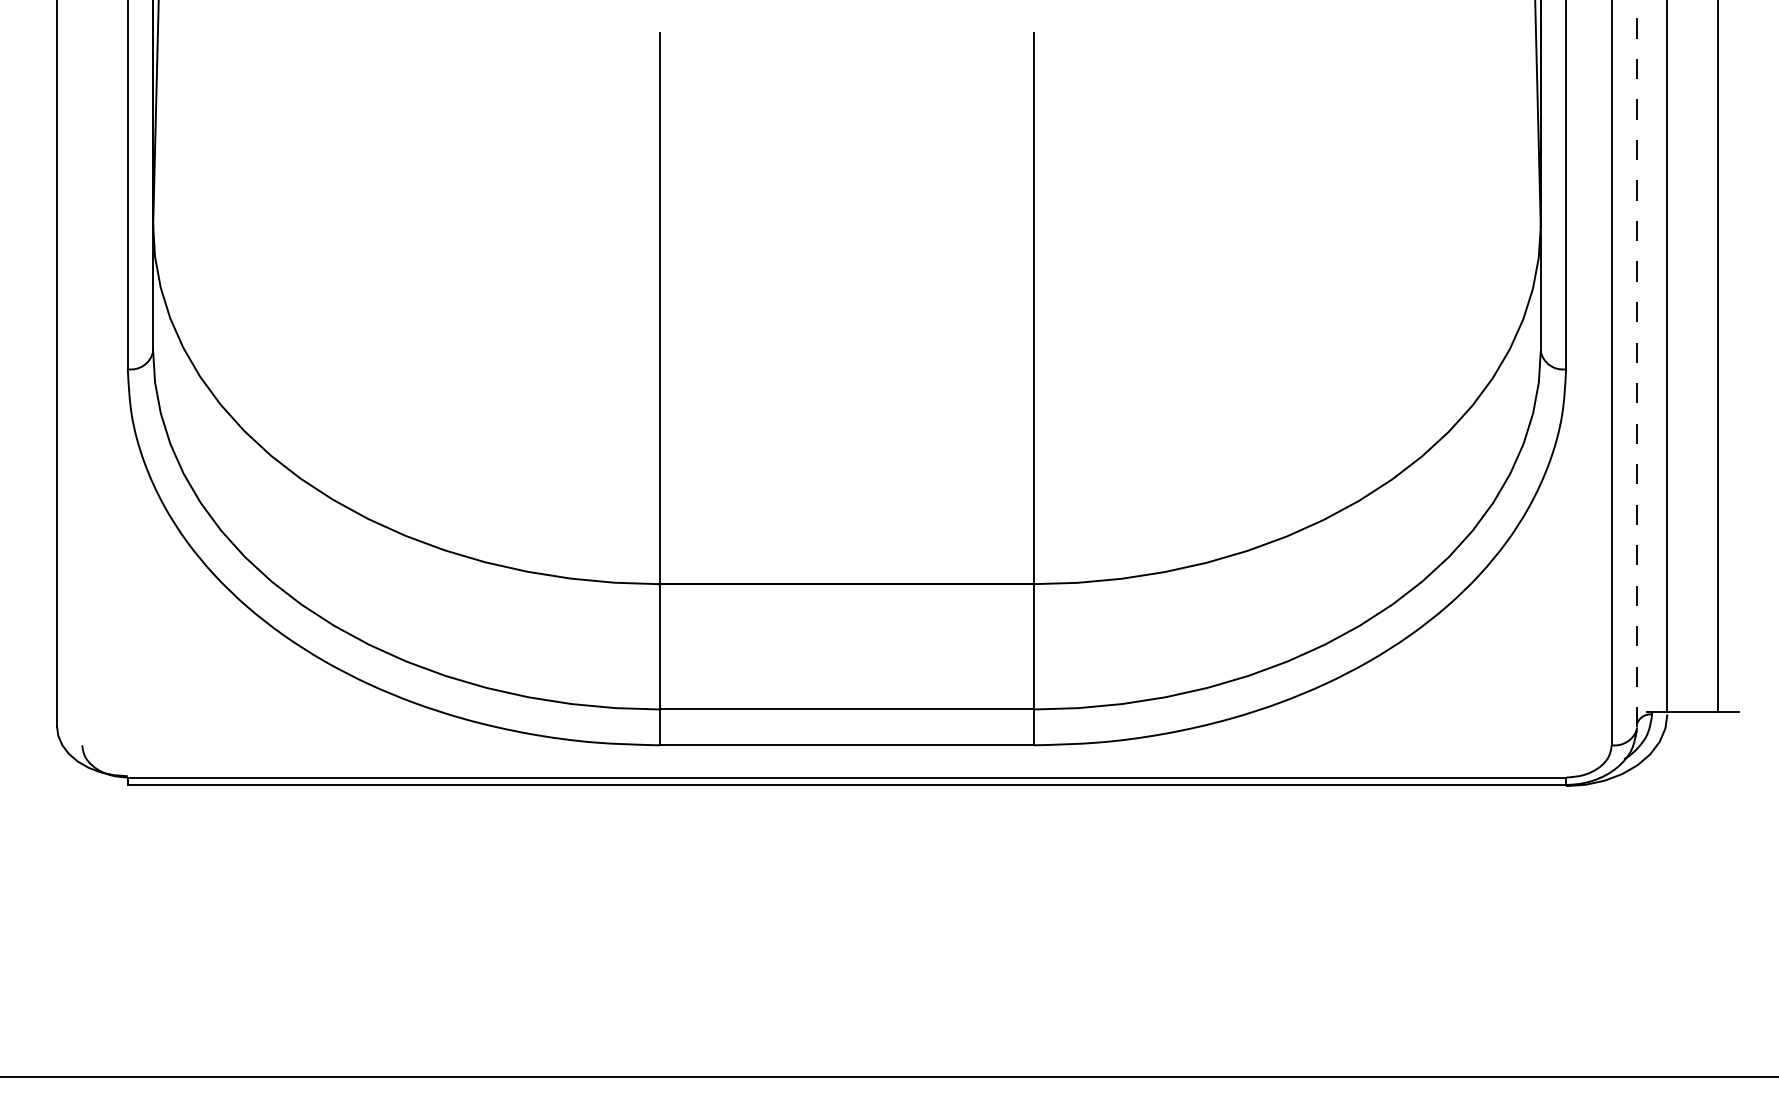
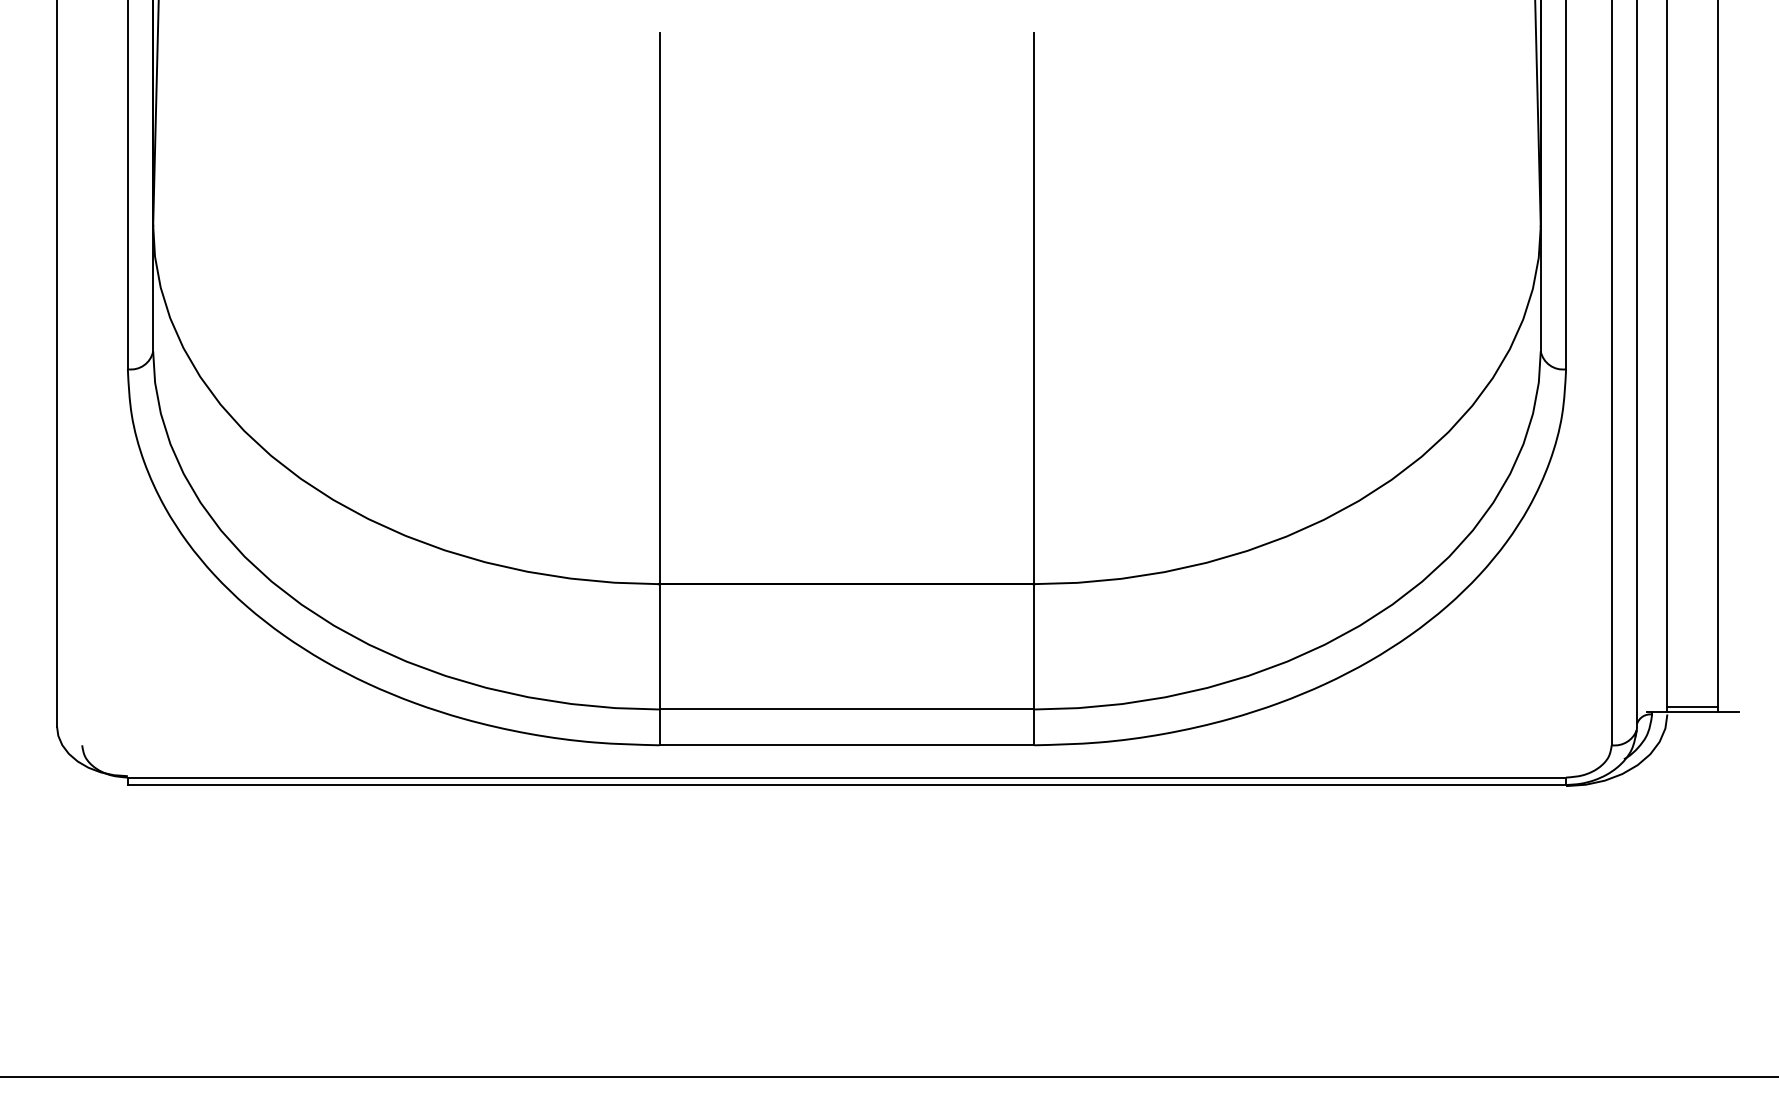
line: dashed -> solid (1637, 363)
line: none -> present (1692, 706)
